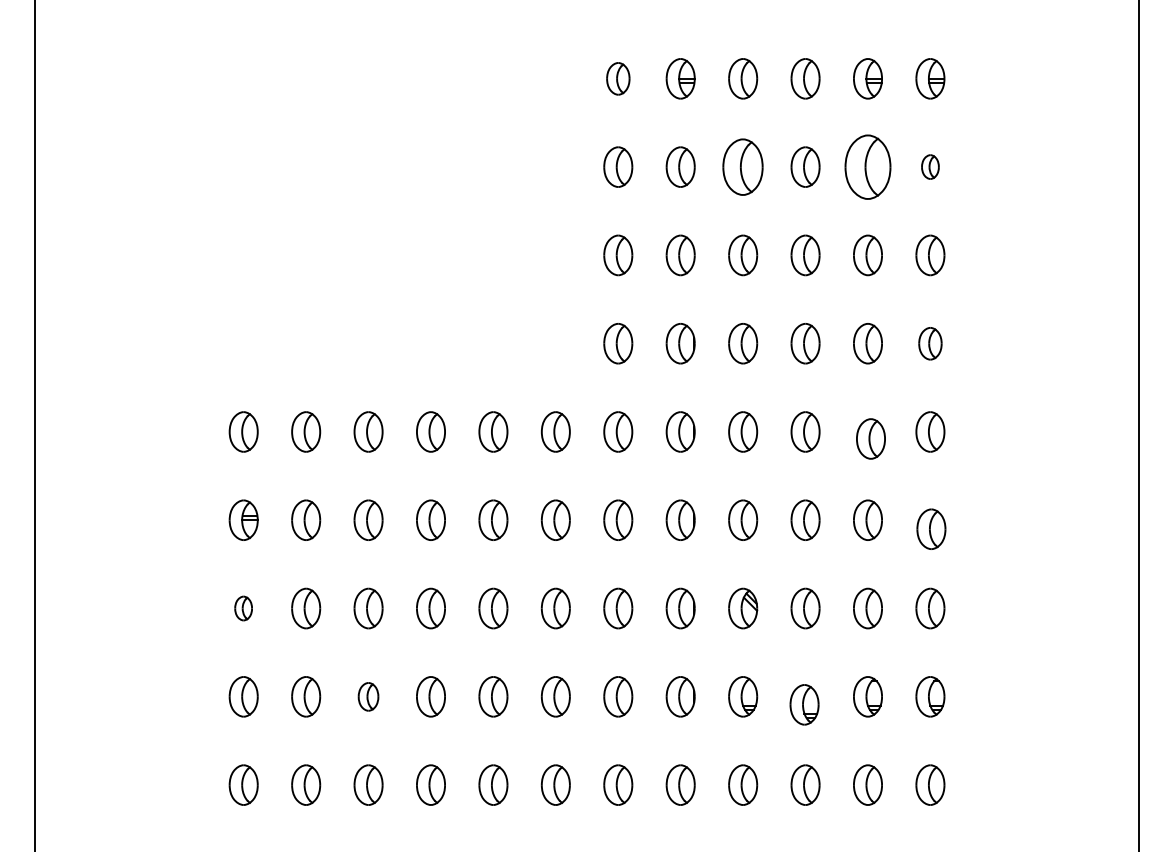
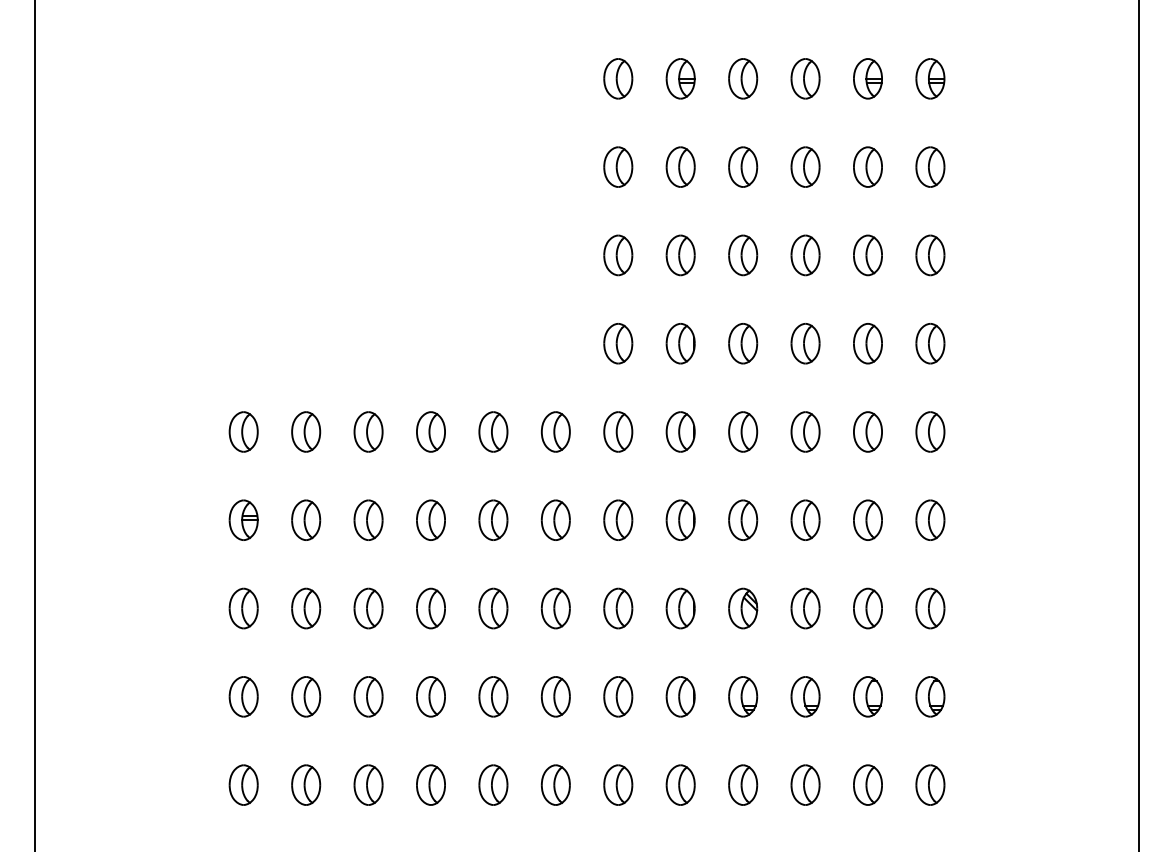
part size: 25x34 px -> 31x42 px (618, 78)
part size: 42x58 px -> 31x42 px (743, 166)
part size: 48x66 px -> 30x42 px (867, 166)
part size: 19x26 px -> 31x42 px (930, 166)
part size: 25x34 px -> 31x42 px (930, 343)
part position: (870, 438) -> (867, 431) (867, 431)
part position: (931, 528) -> (930, 519) (930, 519)
part size: 19x27 px -> 31x43 px (243, 608)
part size: 23x30 px -> 31x42 px (368, 696)
part position: (804, 704) -> (805, 696) (805, 696)
